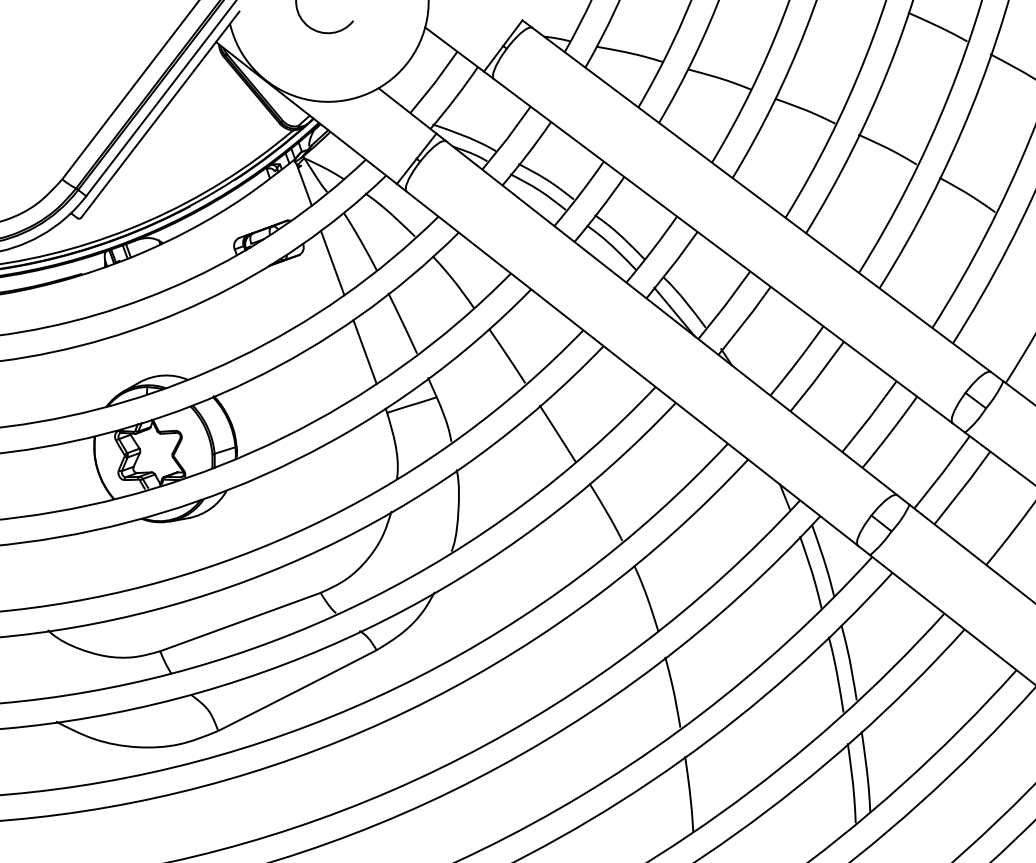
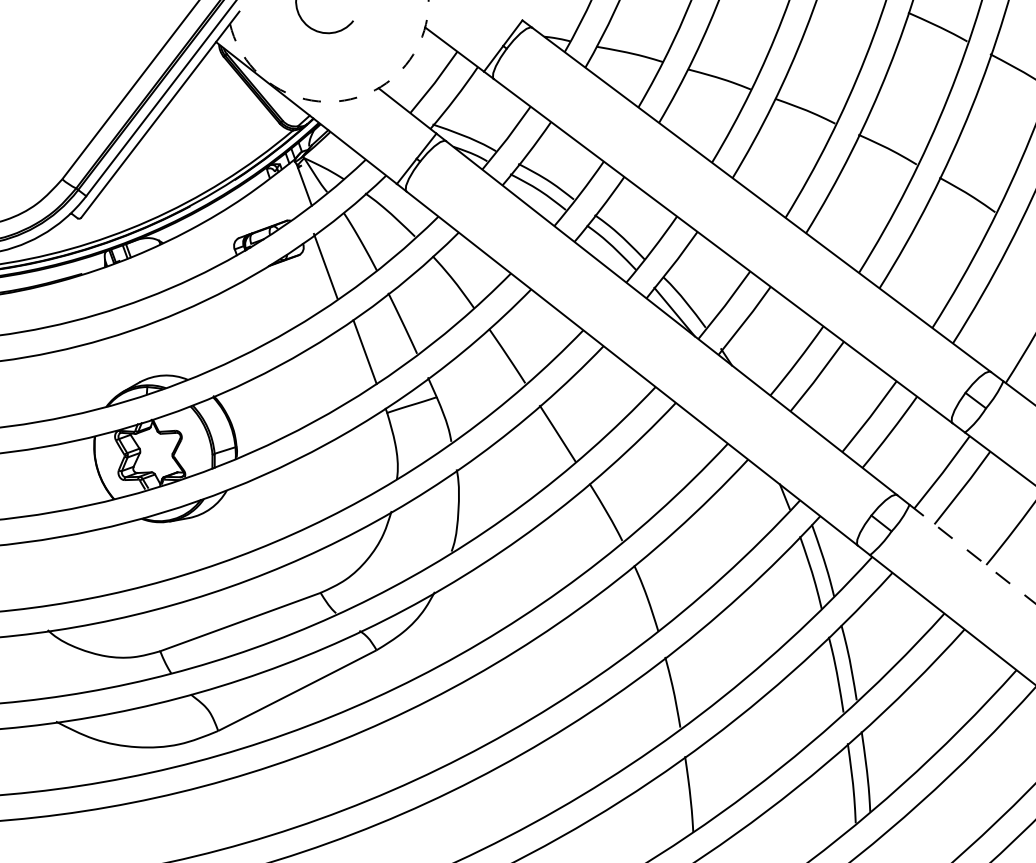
arc: solid -> dashed (340, 101)
line position: (332, 262) -> (325, 265) (325, 265)
line: solid -> dashed (972, 554)
